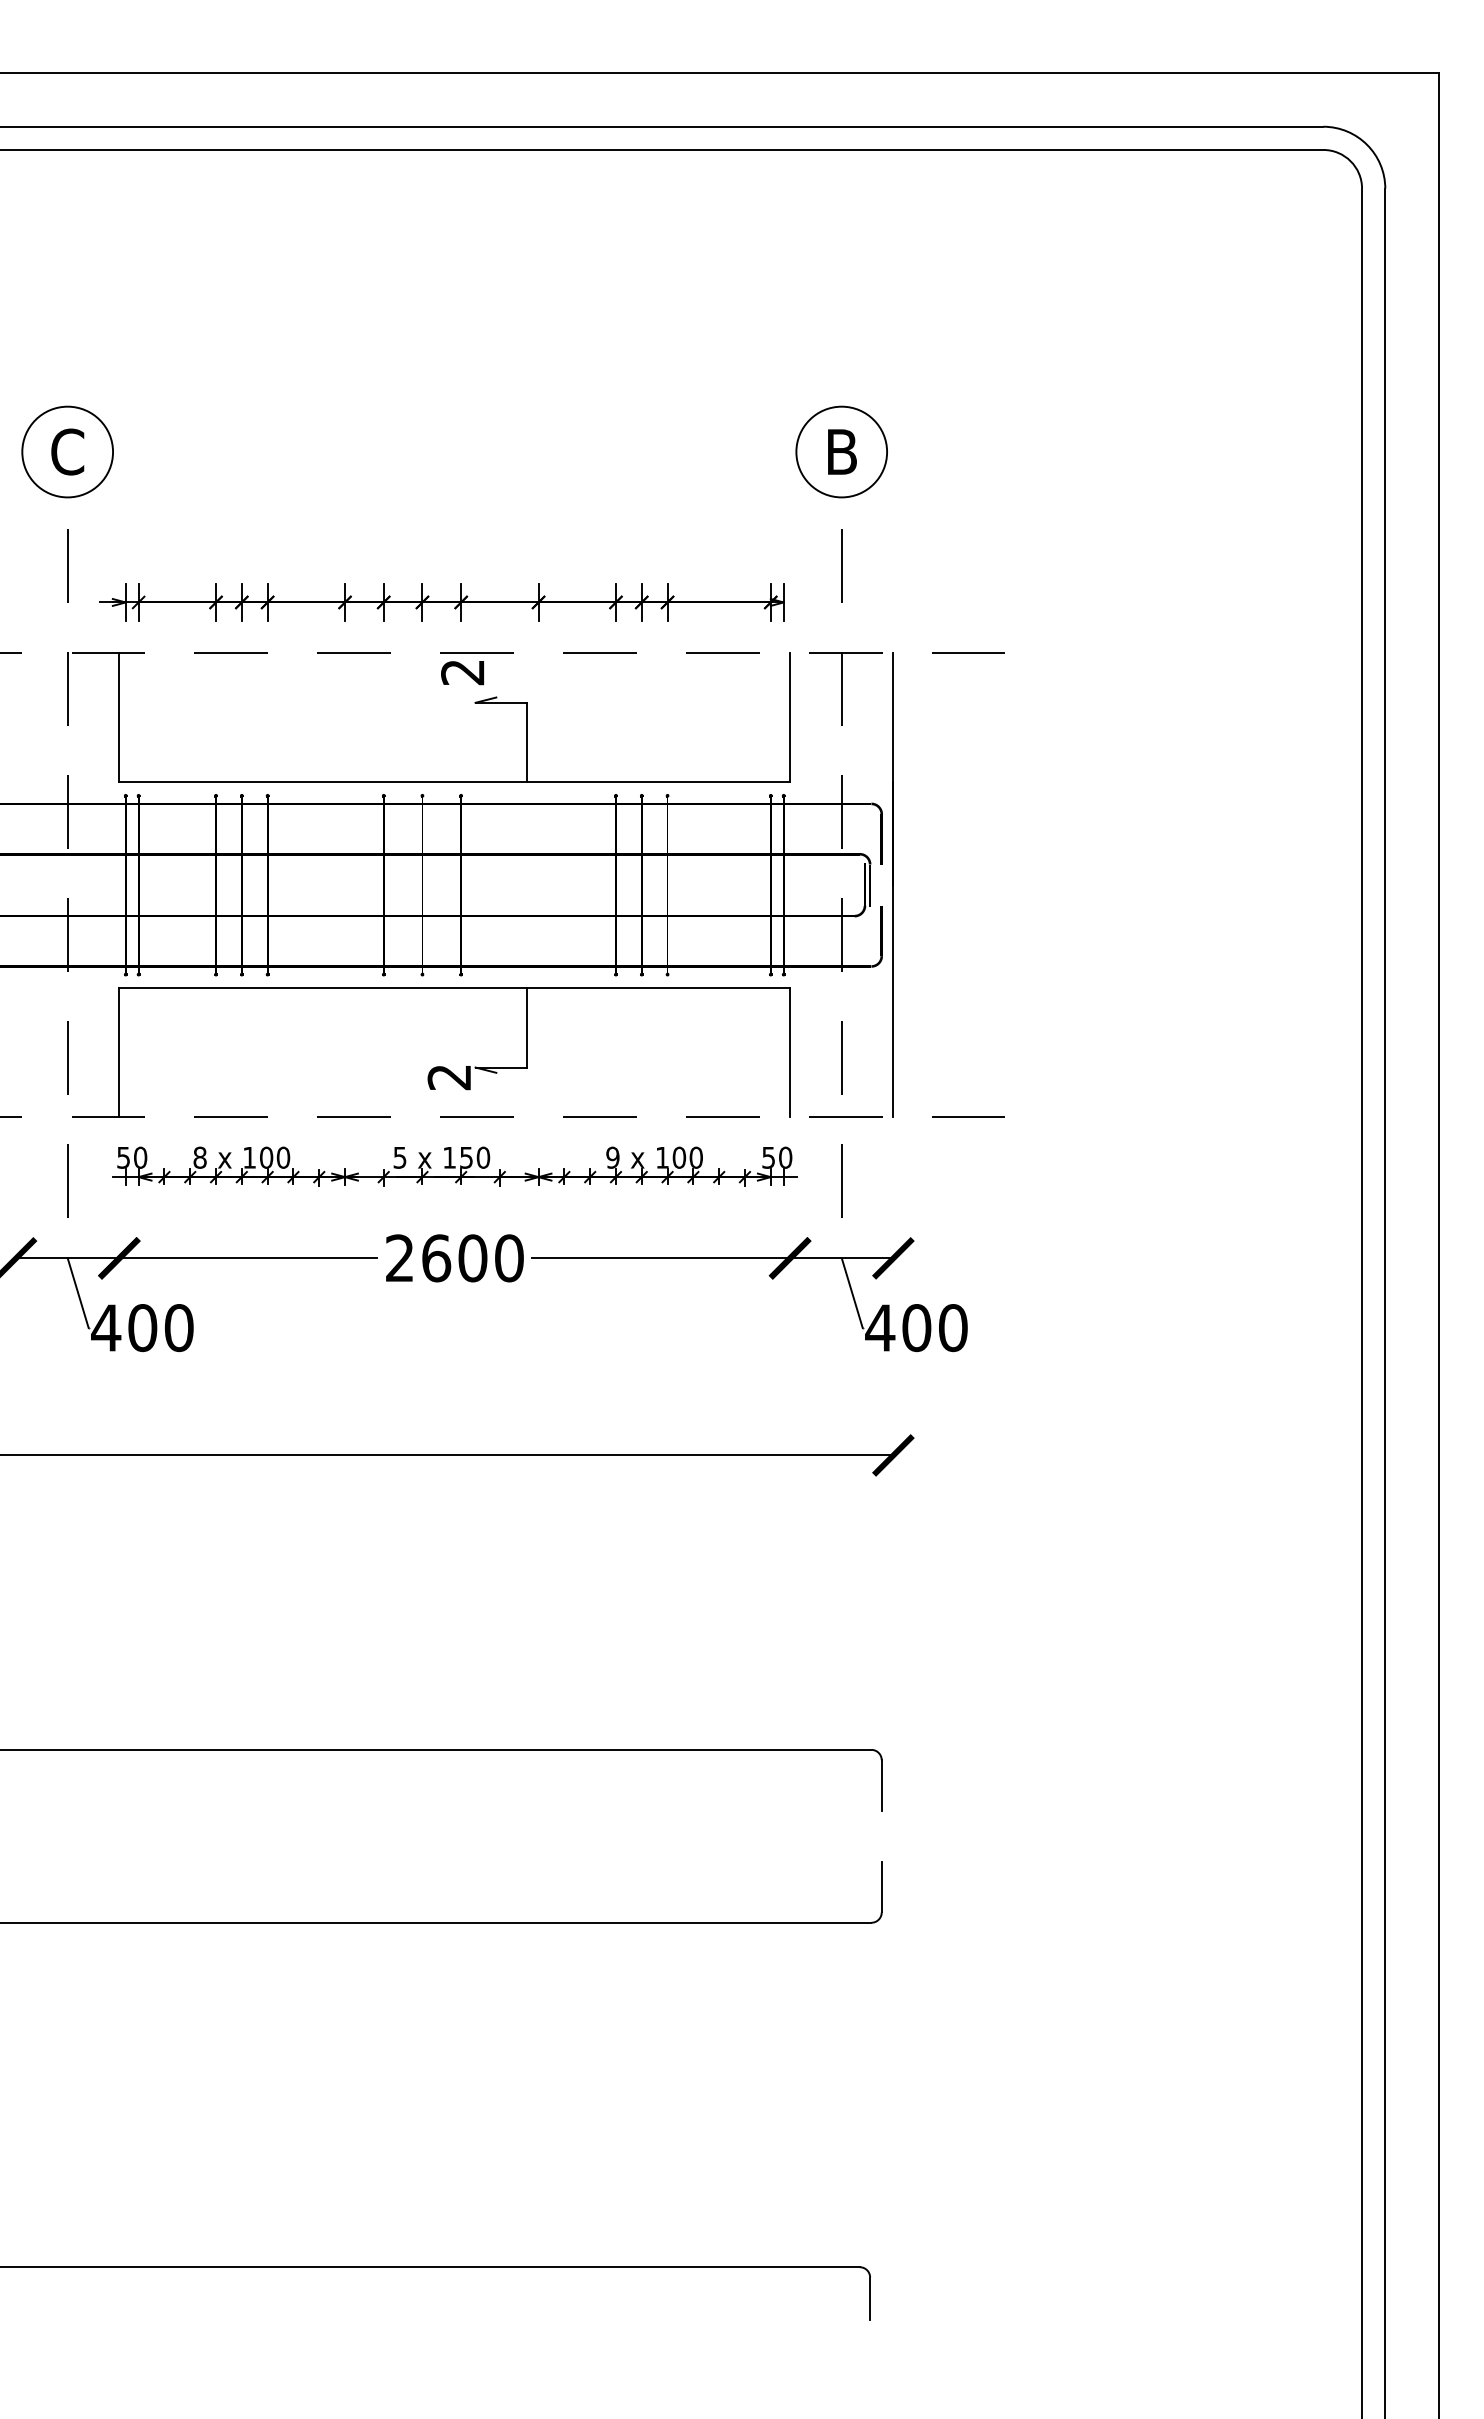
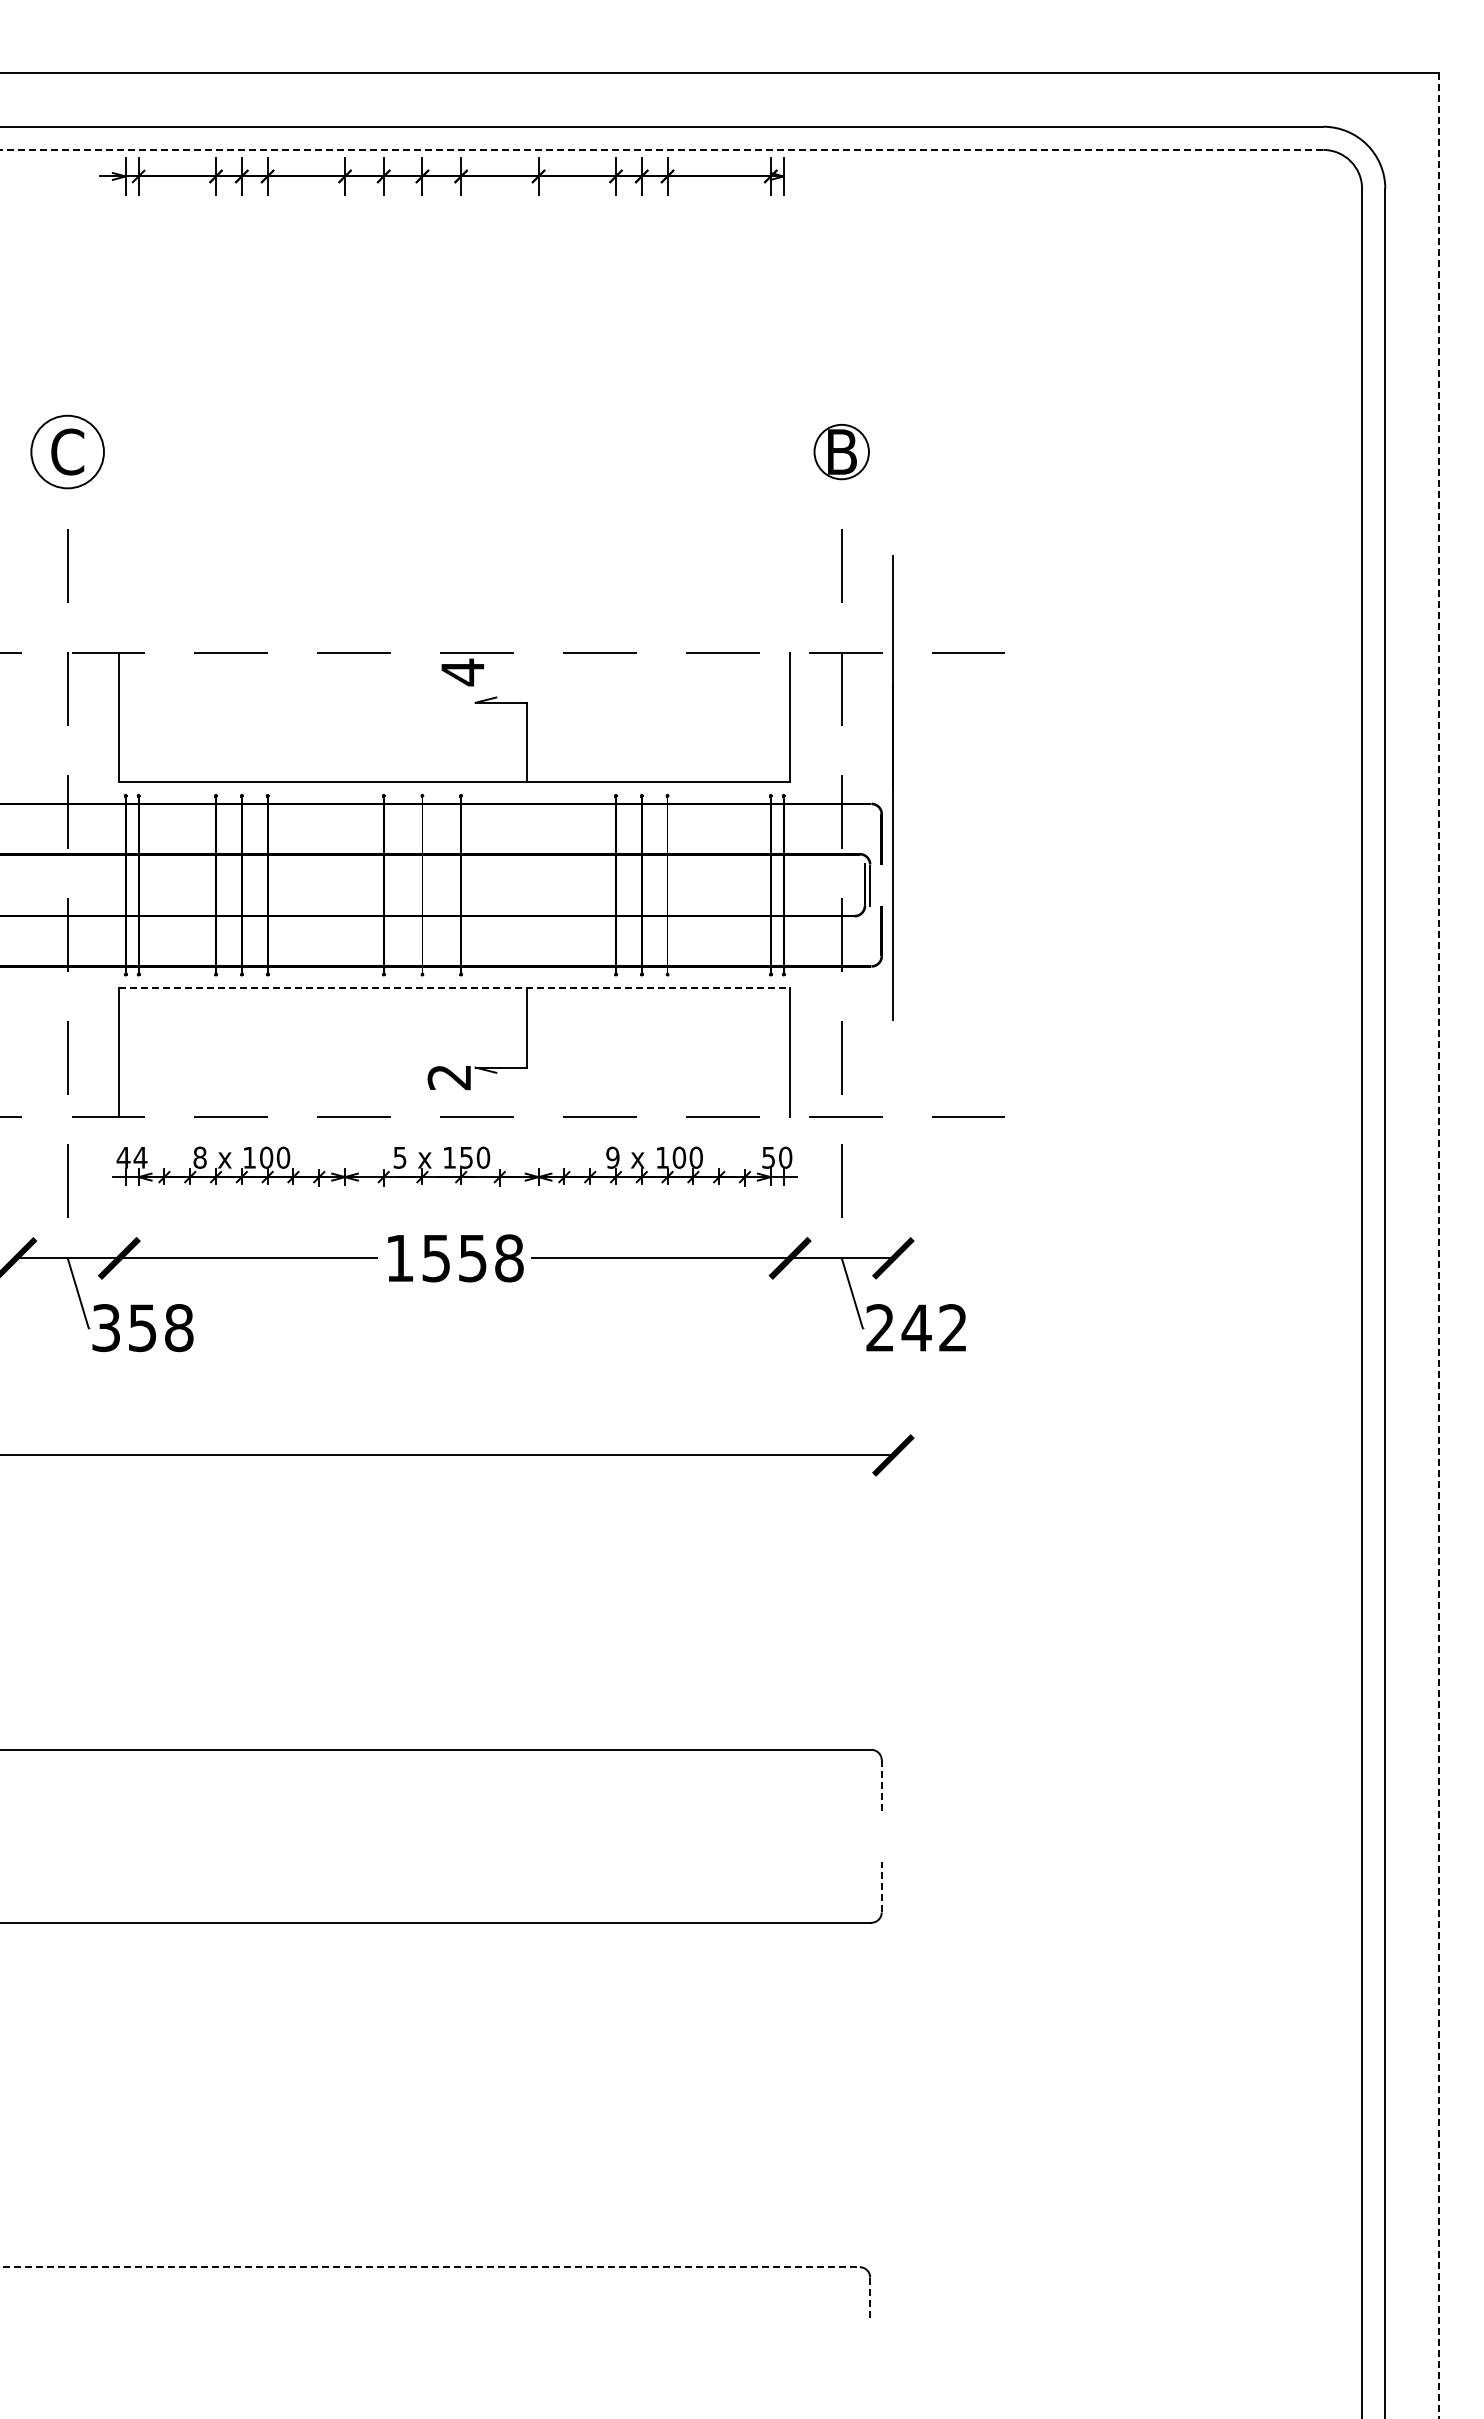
line: solid -> dashed (661, 149)
circle diameter: 91 px -> 73 px (67, 451)
circle diameter: 91 px -> 54 px (841, 451)
part position: (441, 602) -> (441, 176) (441, 176)
text: 2 -> 4 (462, 672)
line position: (892, 884) -> (892, 787) (892, 787)
line: solid -> dashed (455, 988)
text: 50 -> 44 (131, 1157)
line: solid -> dashed (1439, 1245)
text: 2600 -> 1558 (454, 1258)
text: 400 -> 358 (142, 1328)
text: 400 -> 242 (916, 1328)
line: solid -> dashed (881, 1785)
line: solid -> dashed (881, 1886)
line: solid -> dashed (429, 2267)
line: solid -> dashed (870, 2299)
